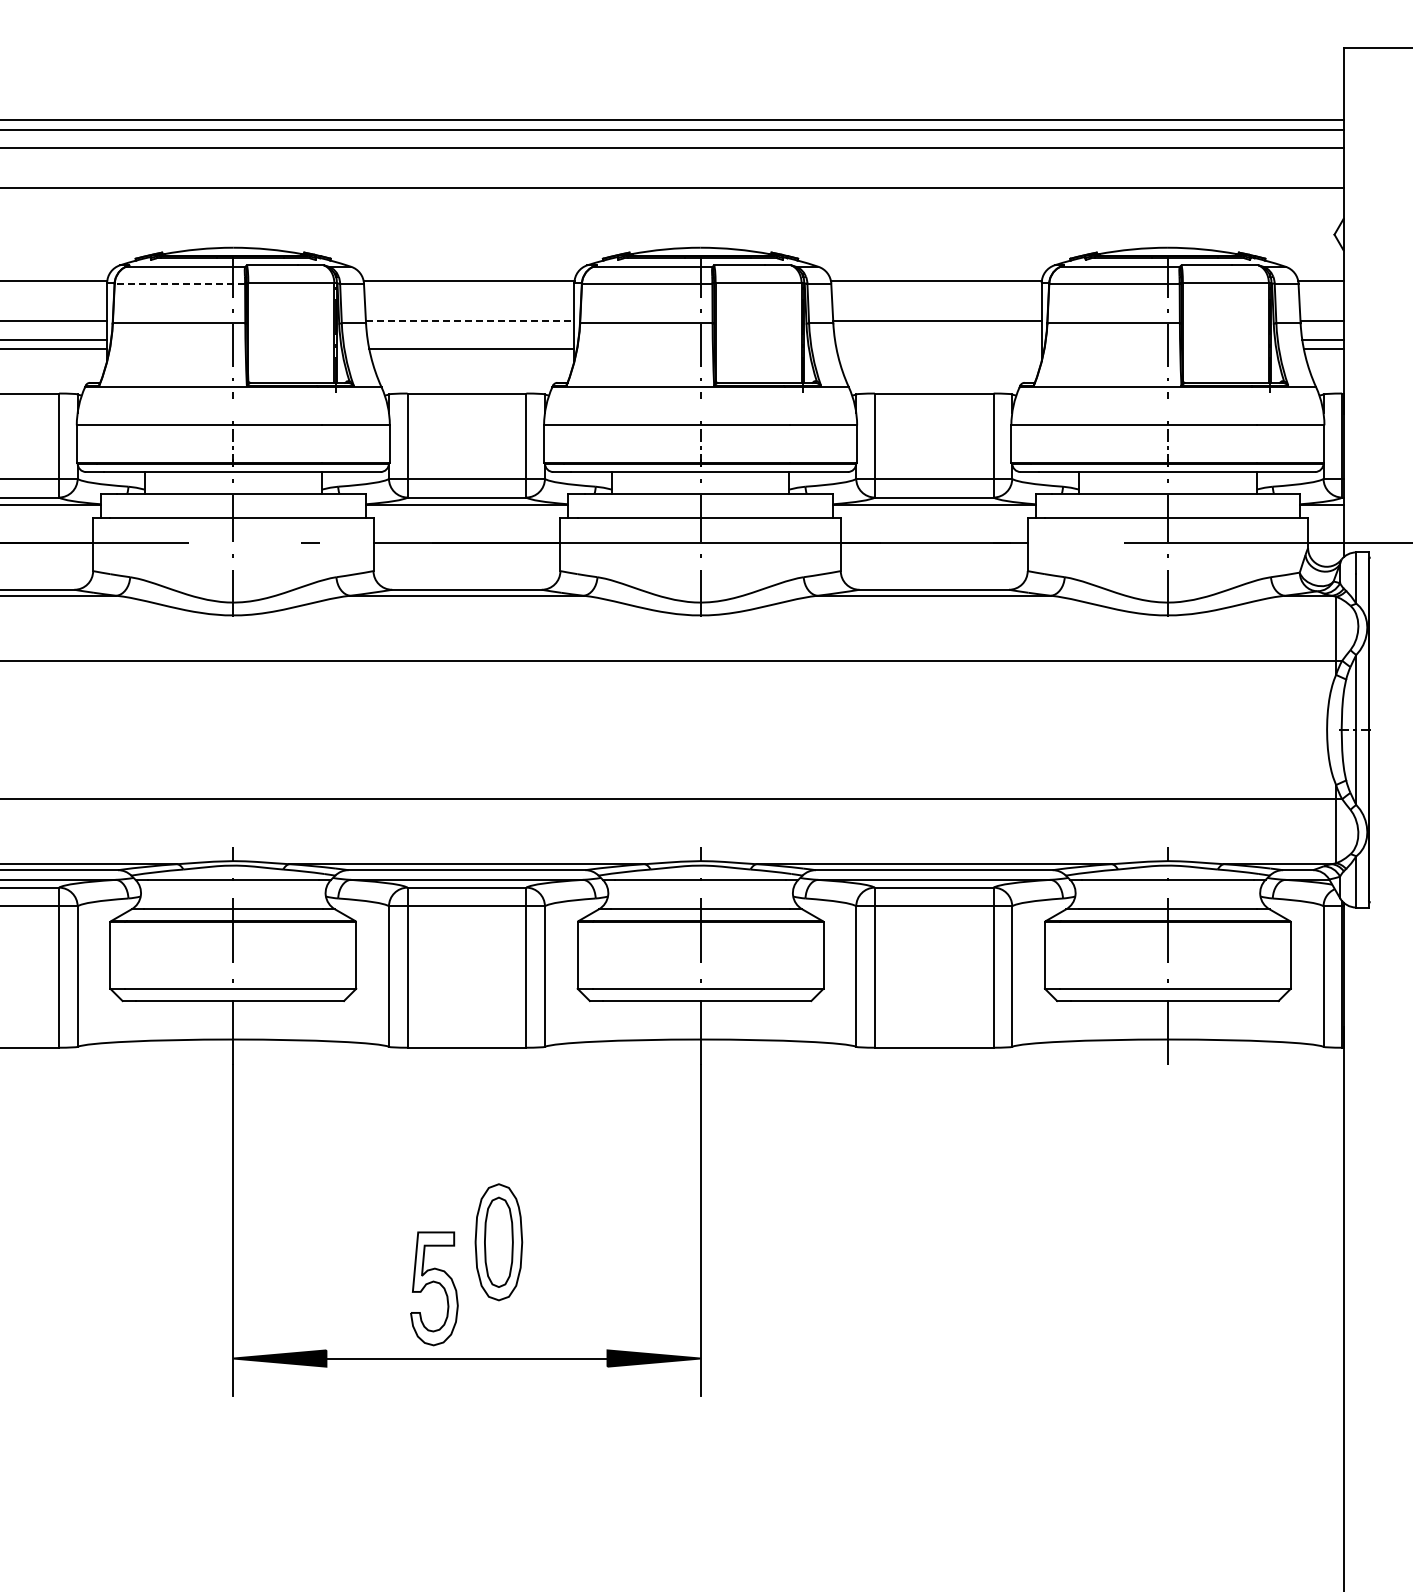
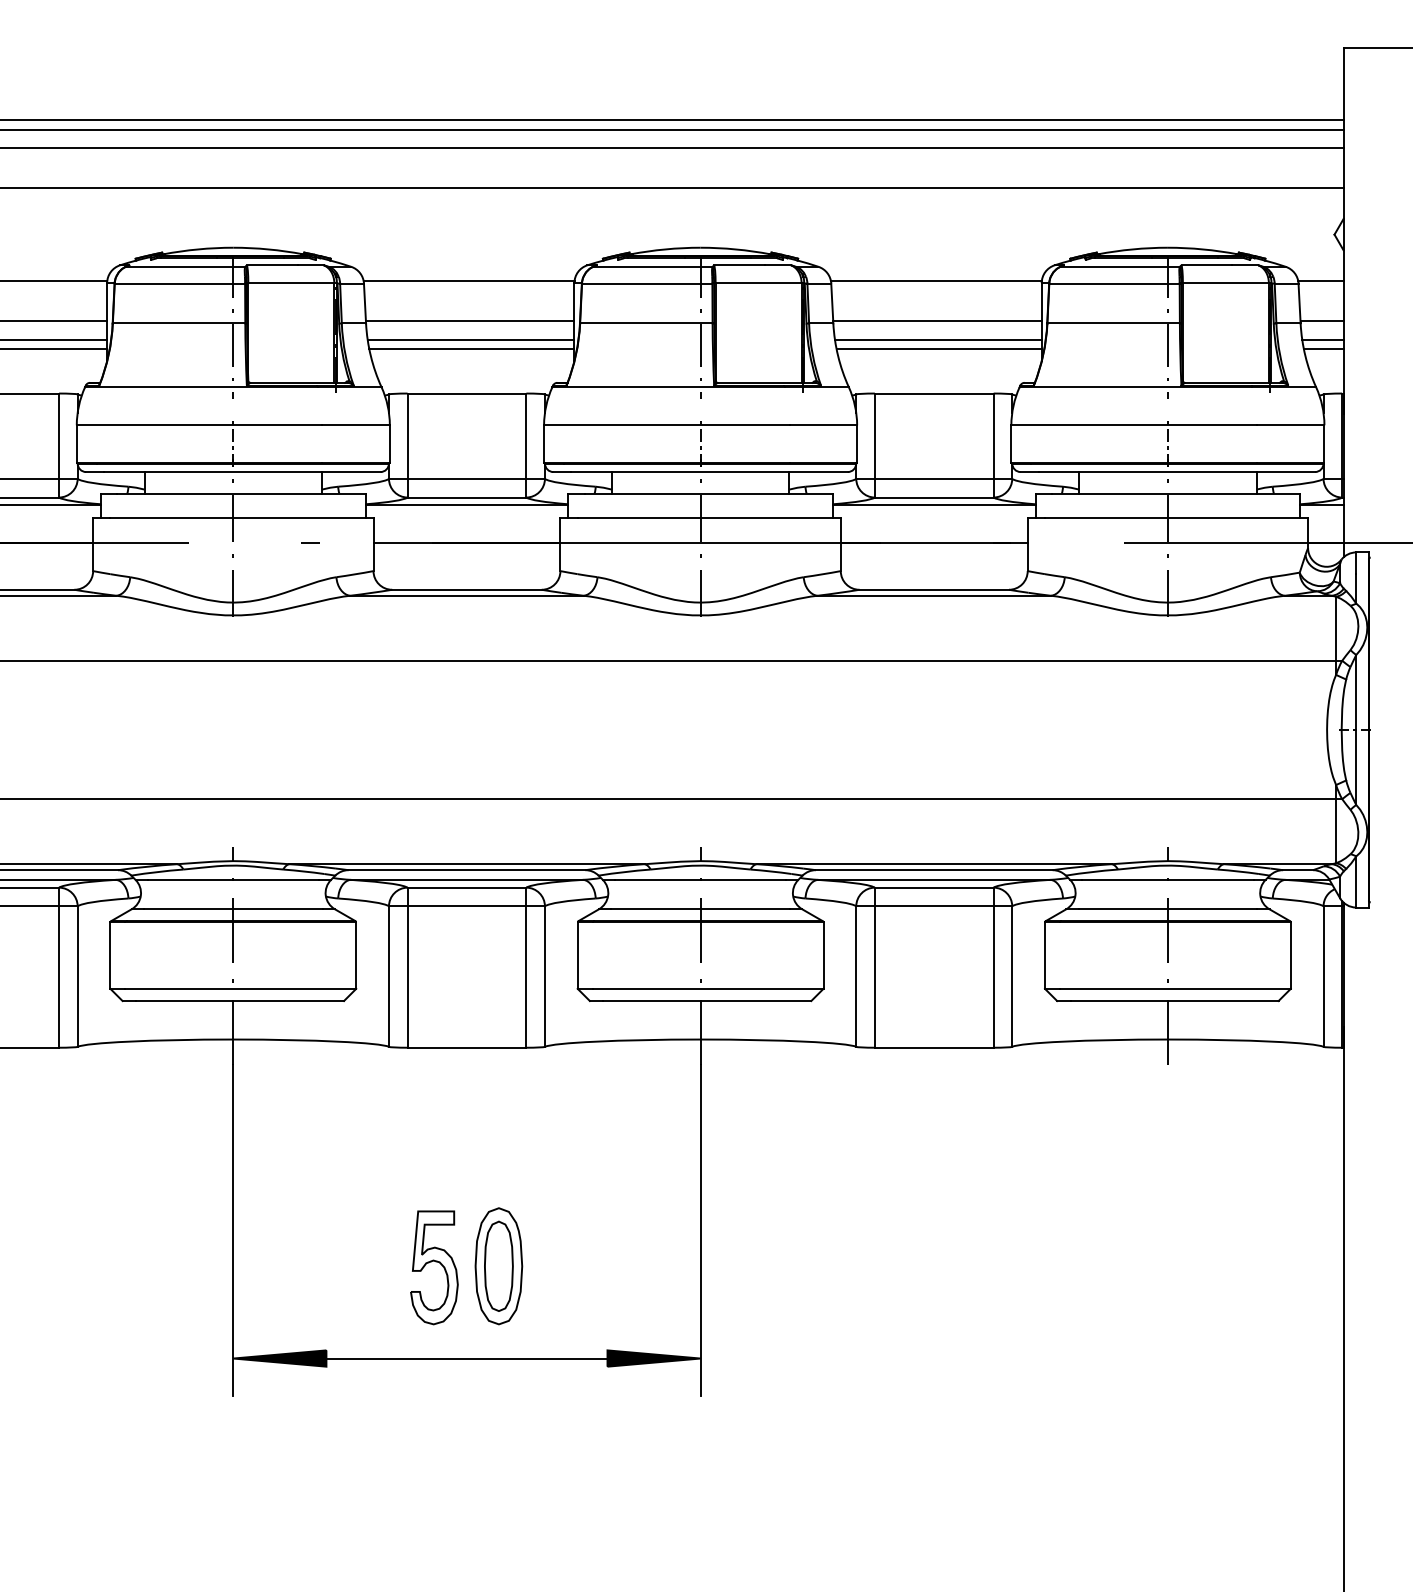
line: dashed -> solid (179, 283)
line: dashed -> solid (470, 321)
line: none -> present (470, 339)
line: none -> present (937, 339)
line: none -> present (938, 349)
part position: (498, 1242) -> (498, 1266) (498, 1266)
part position: (434, 1288) -> (434, 1267) (434, 1267)
